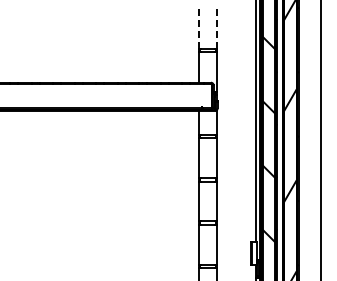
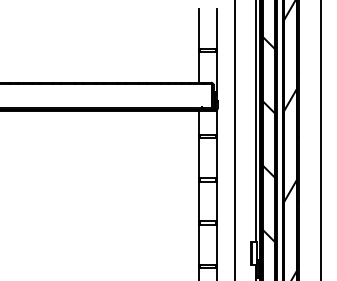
line: dashed -> solid (198, 29)
line: dashed -> solid (216, 29)
line: none -> present (234, 139)
